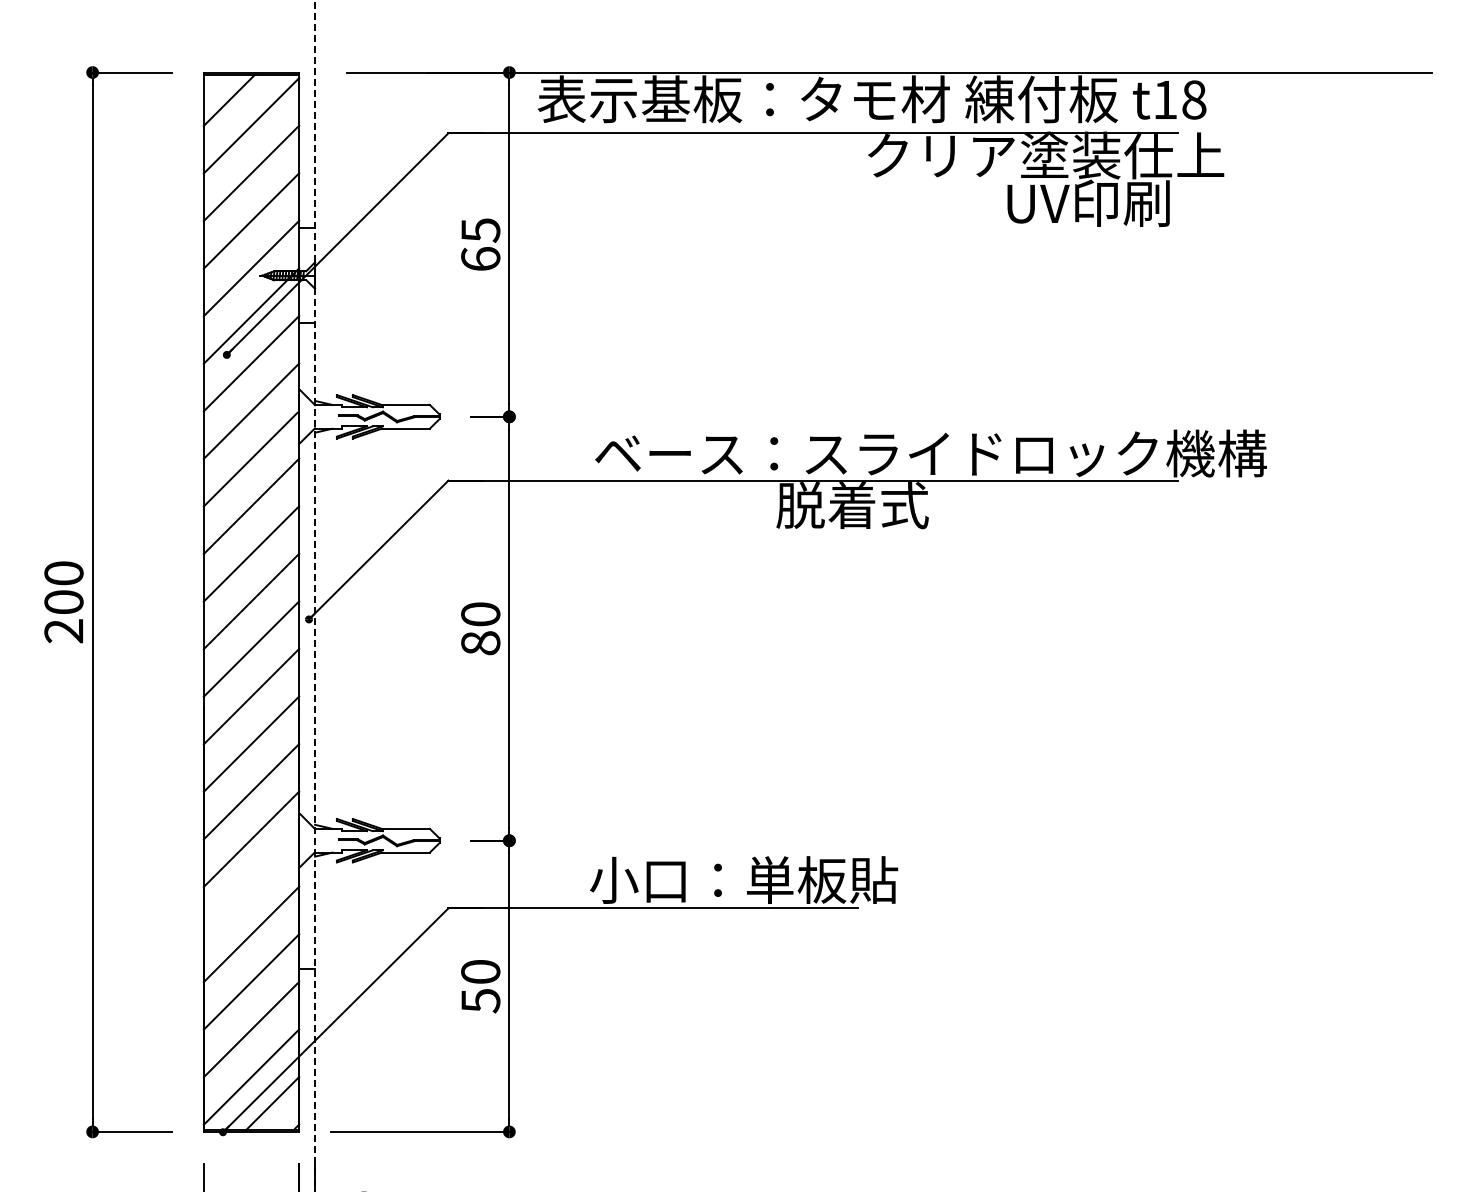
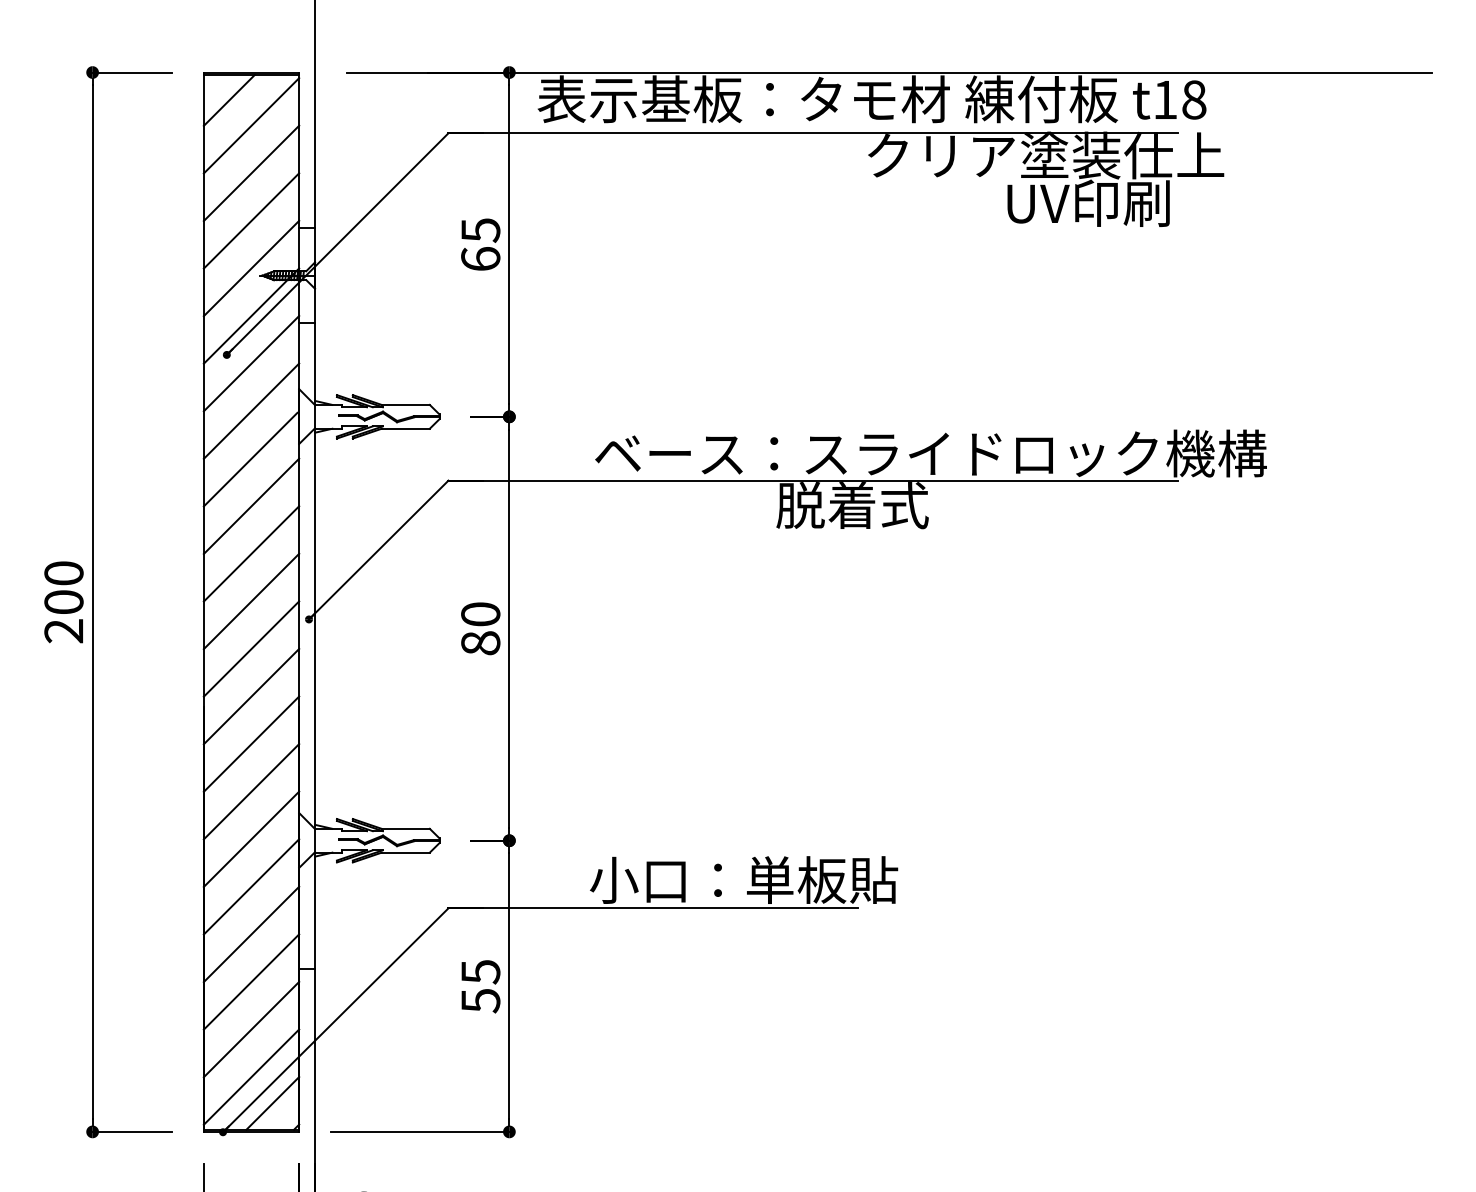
line: dashed -> solid (315, 596)
line: none -> present (251, 886)
text: 50 -> 55 (480, 972)
